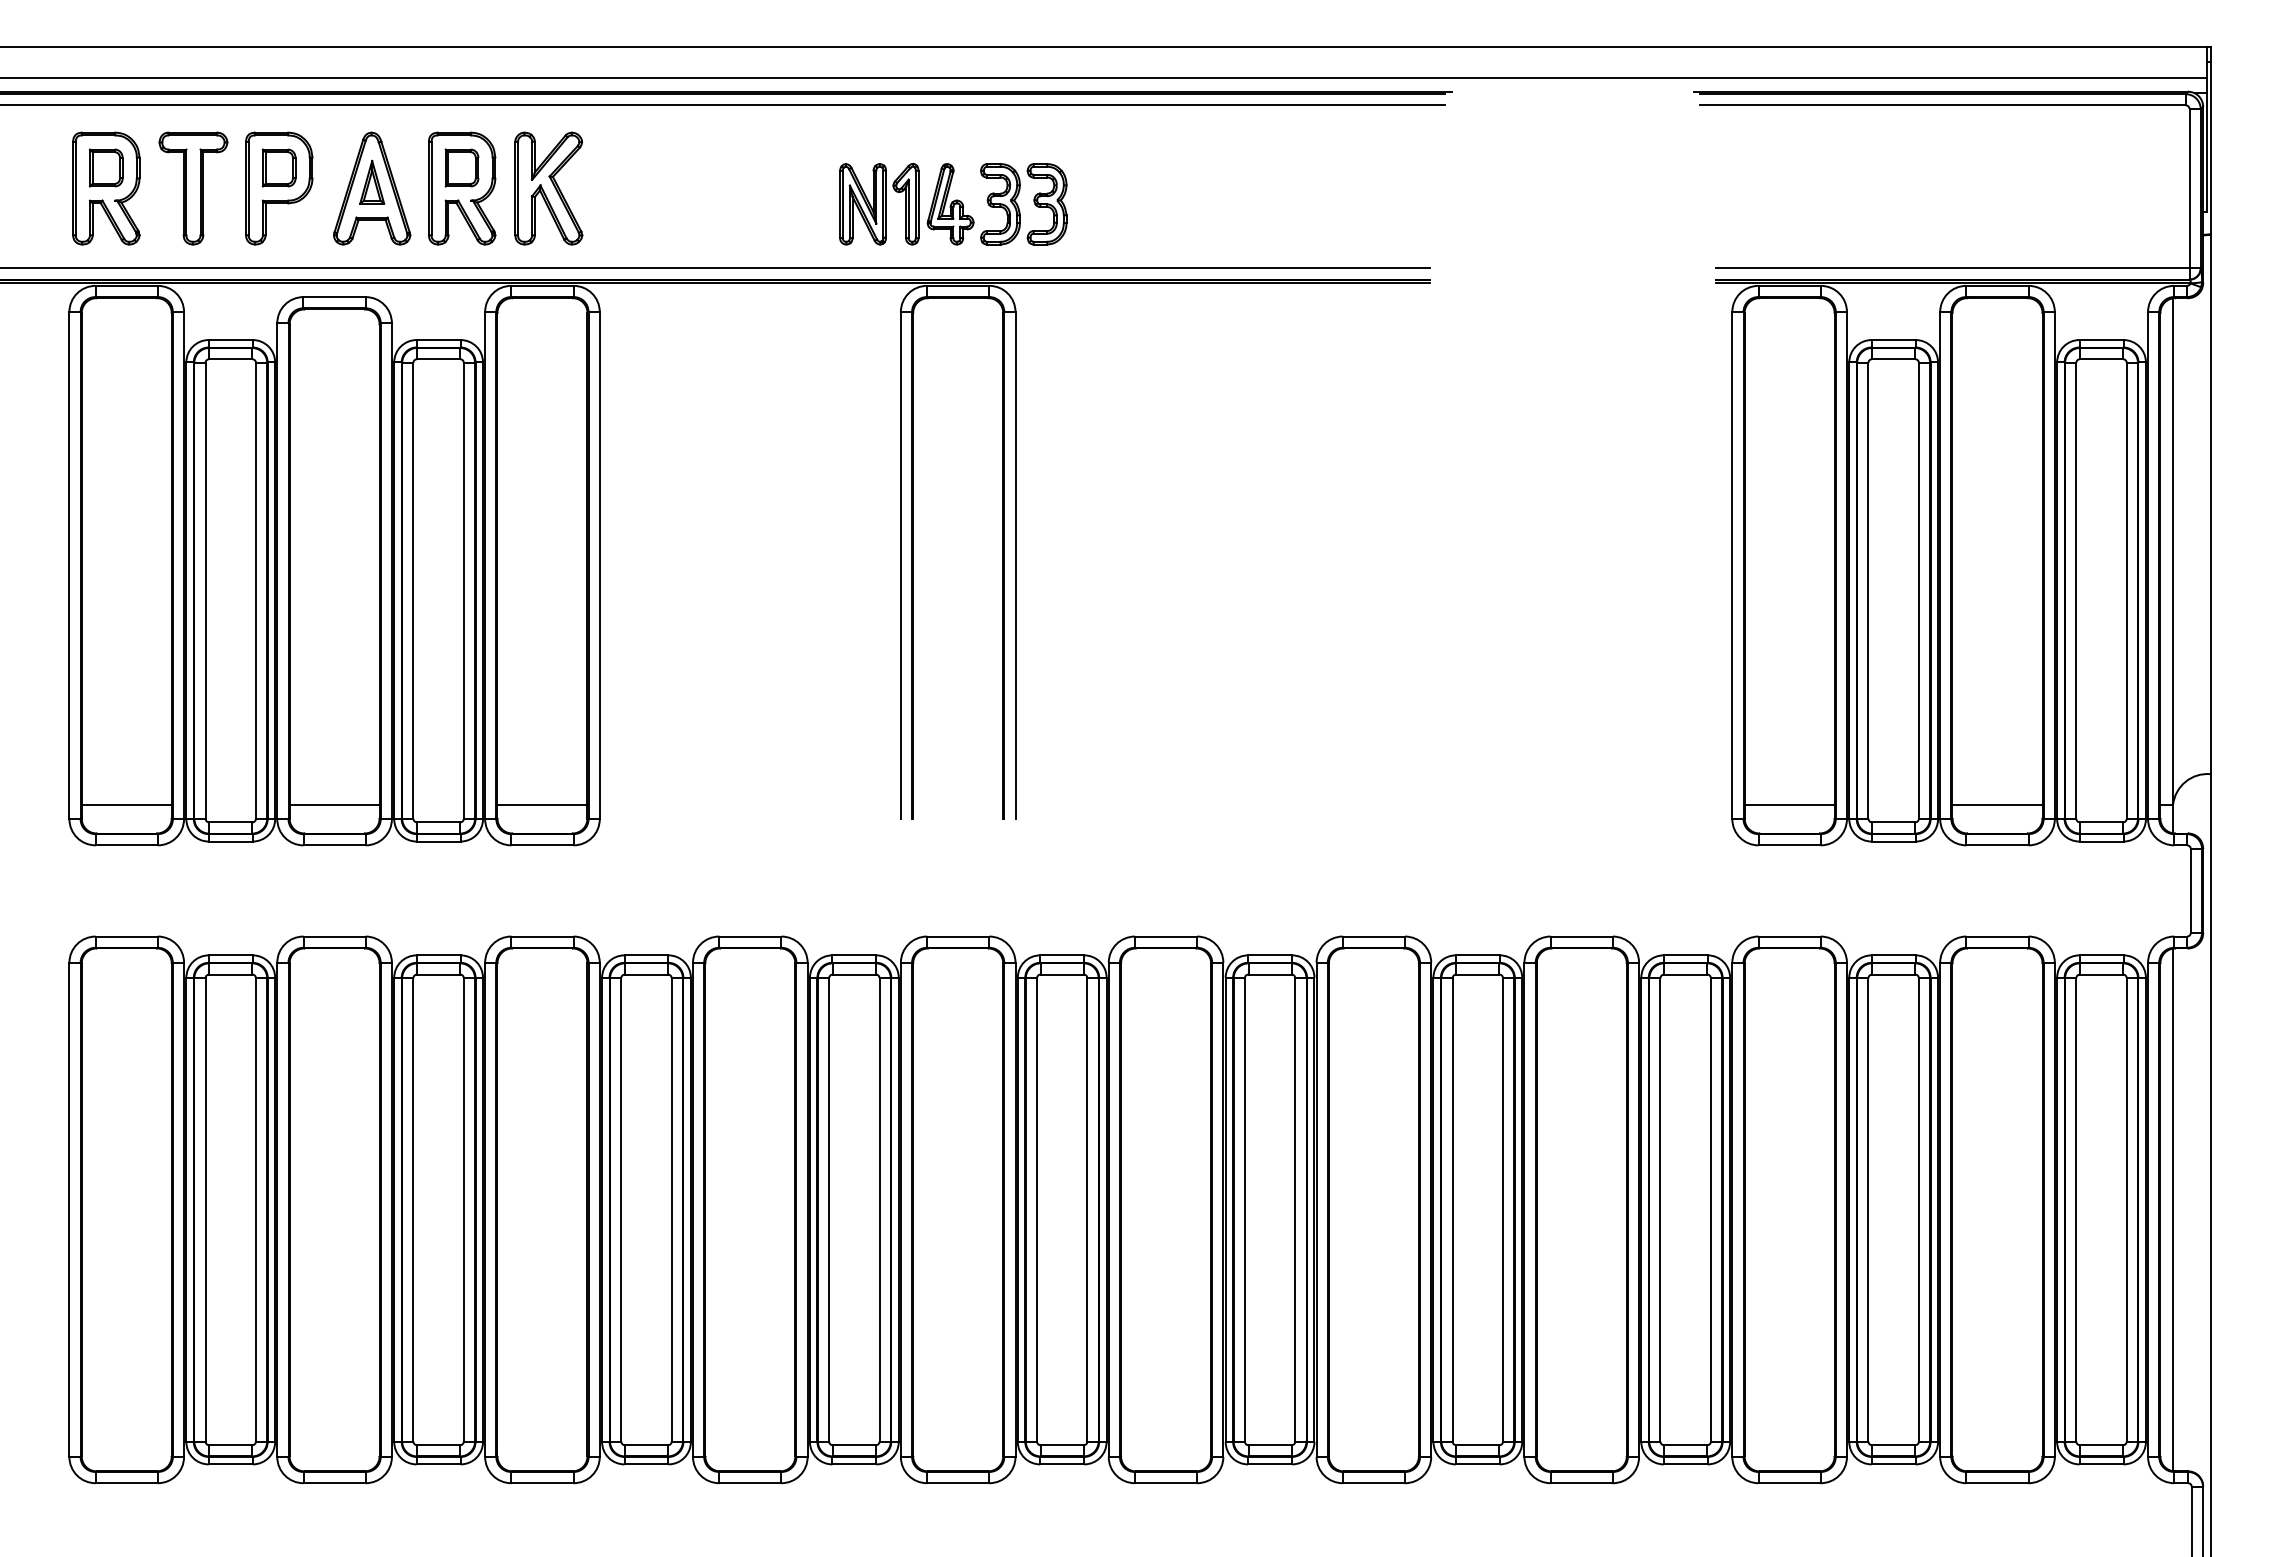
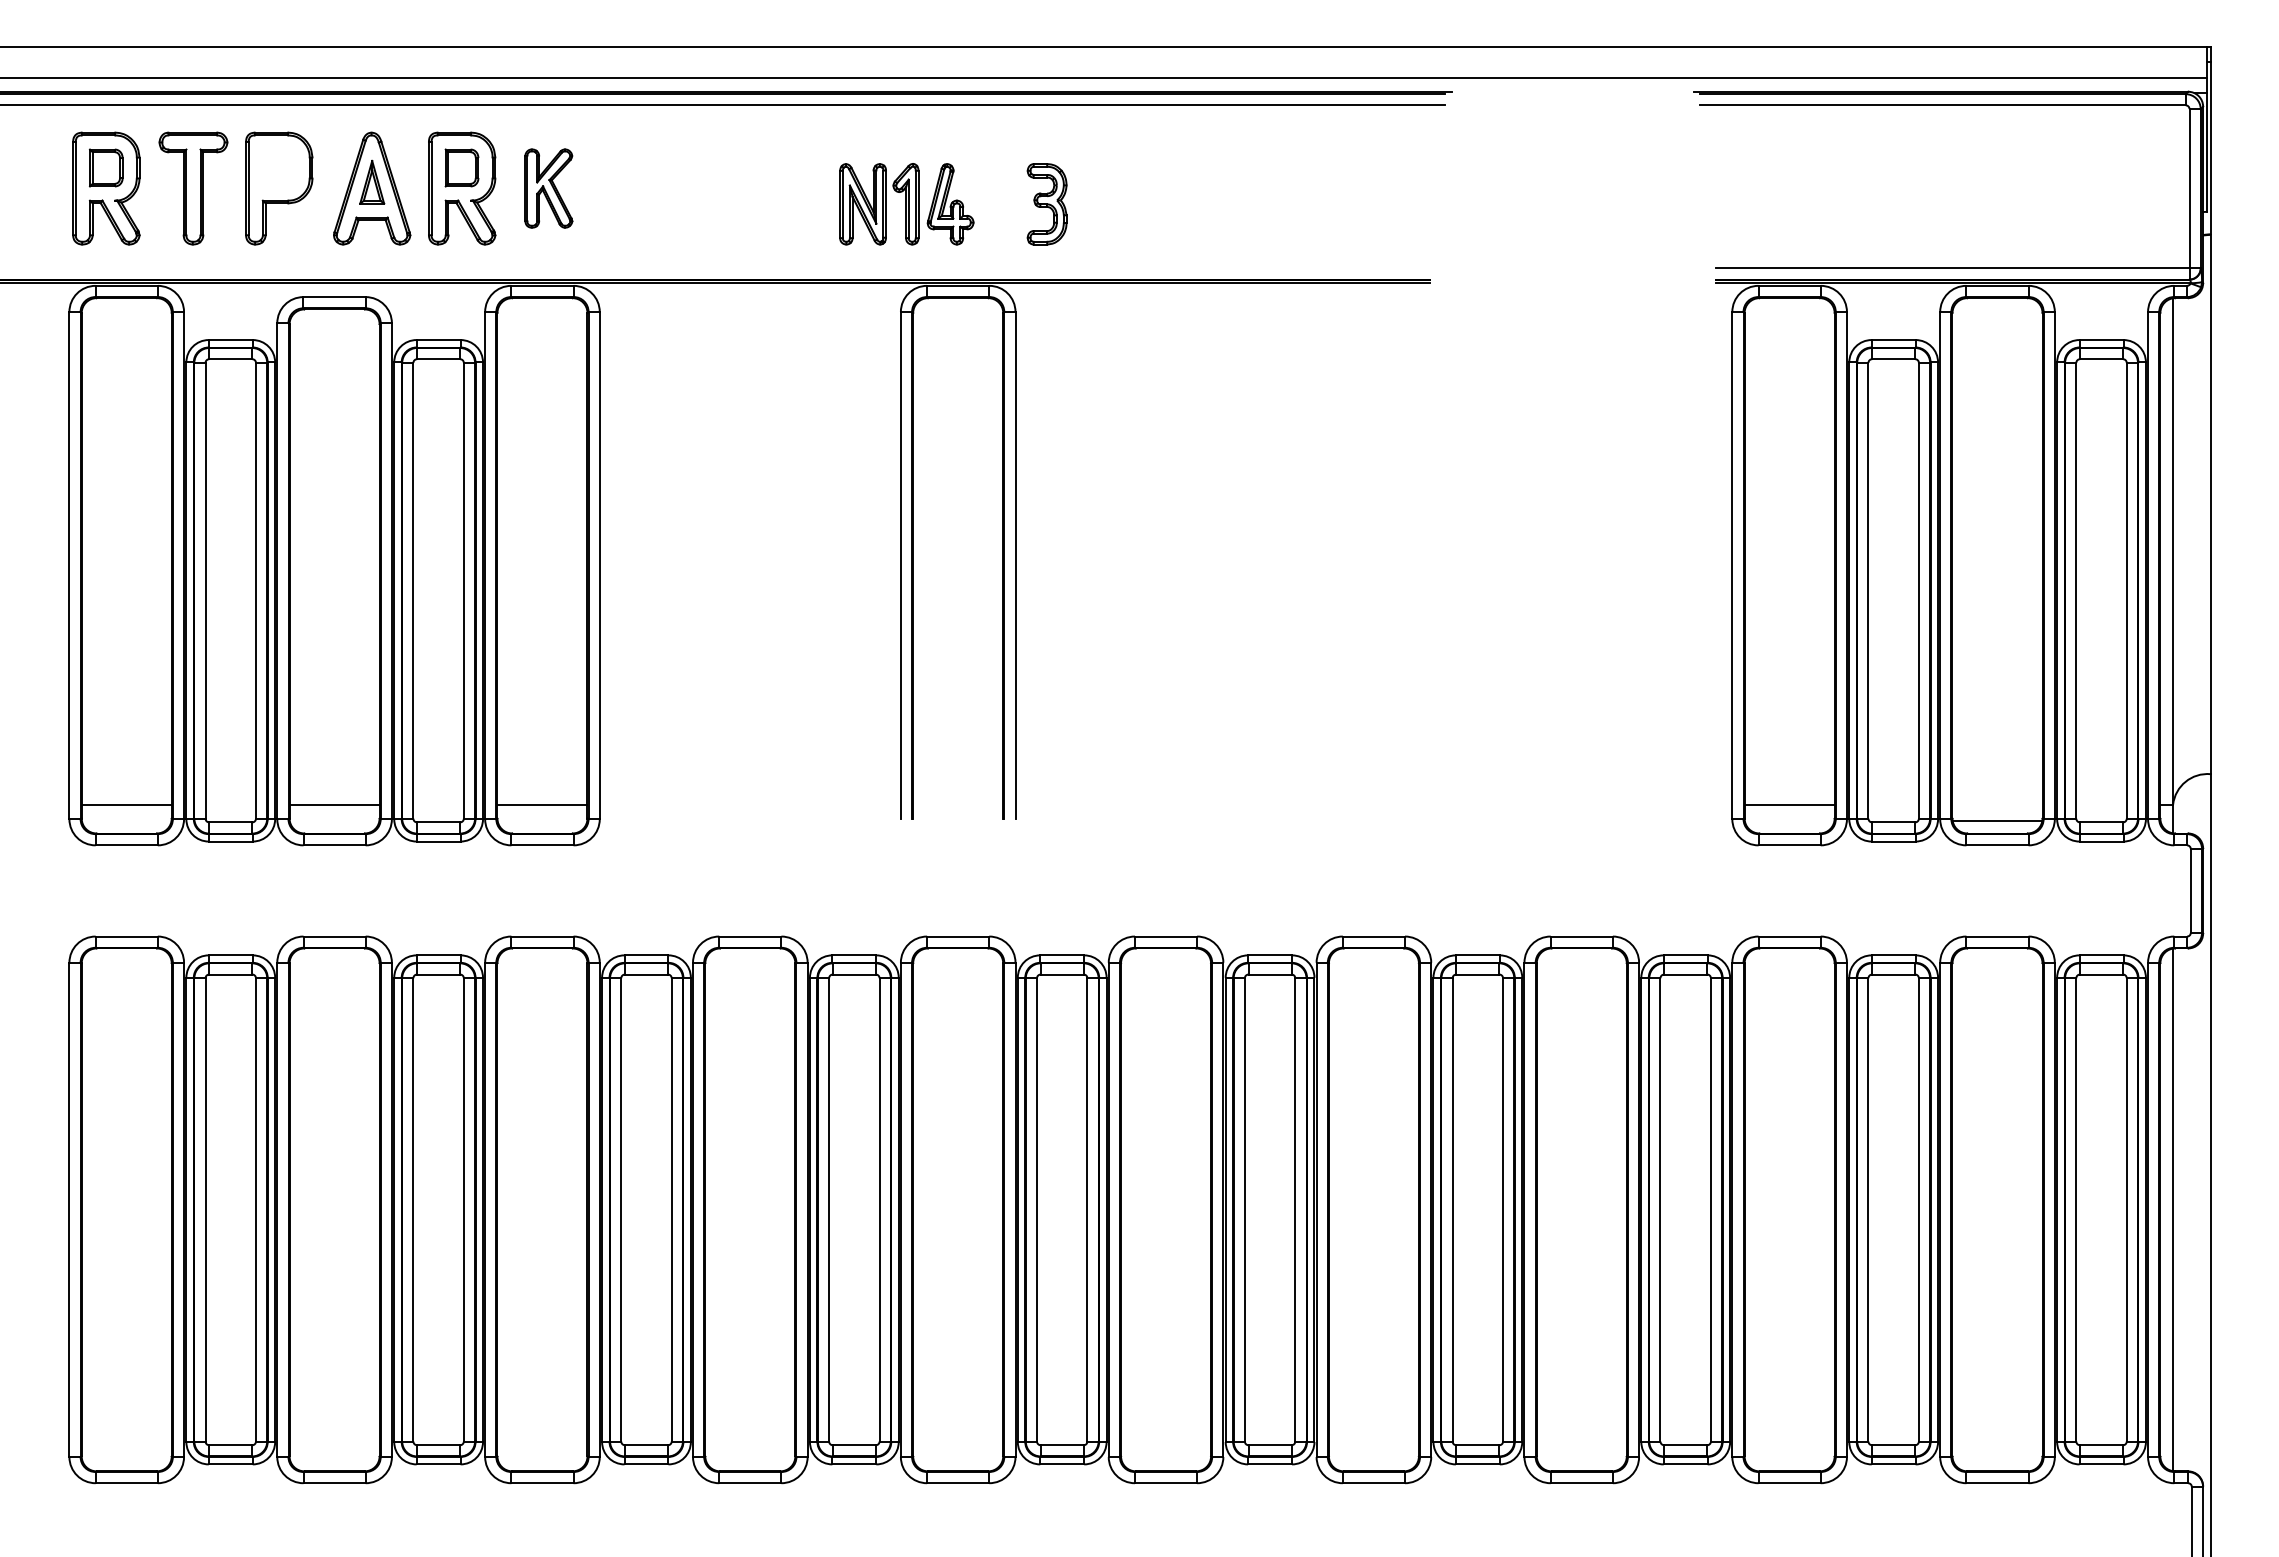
part: present -> none (278, 167)
part size: 70x115 px -> 50x81 px (548, 188)
part: present -> none (1000, 204)
line: present -> none (716, 268)
line position: (1997, 804) -> (1997, 820) (1997, 820)
